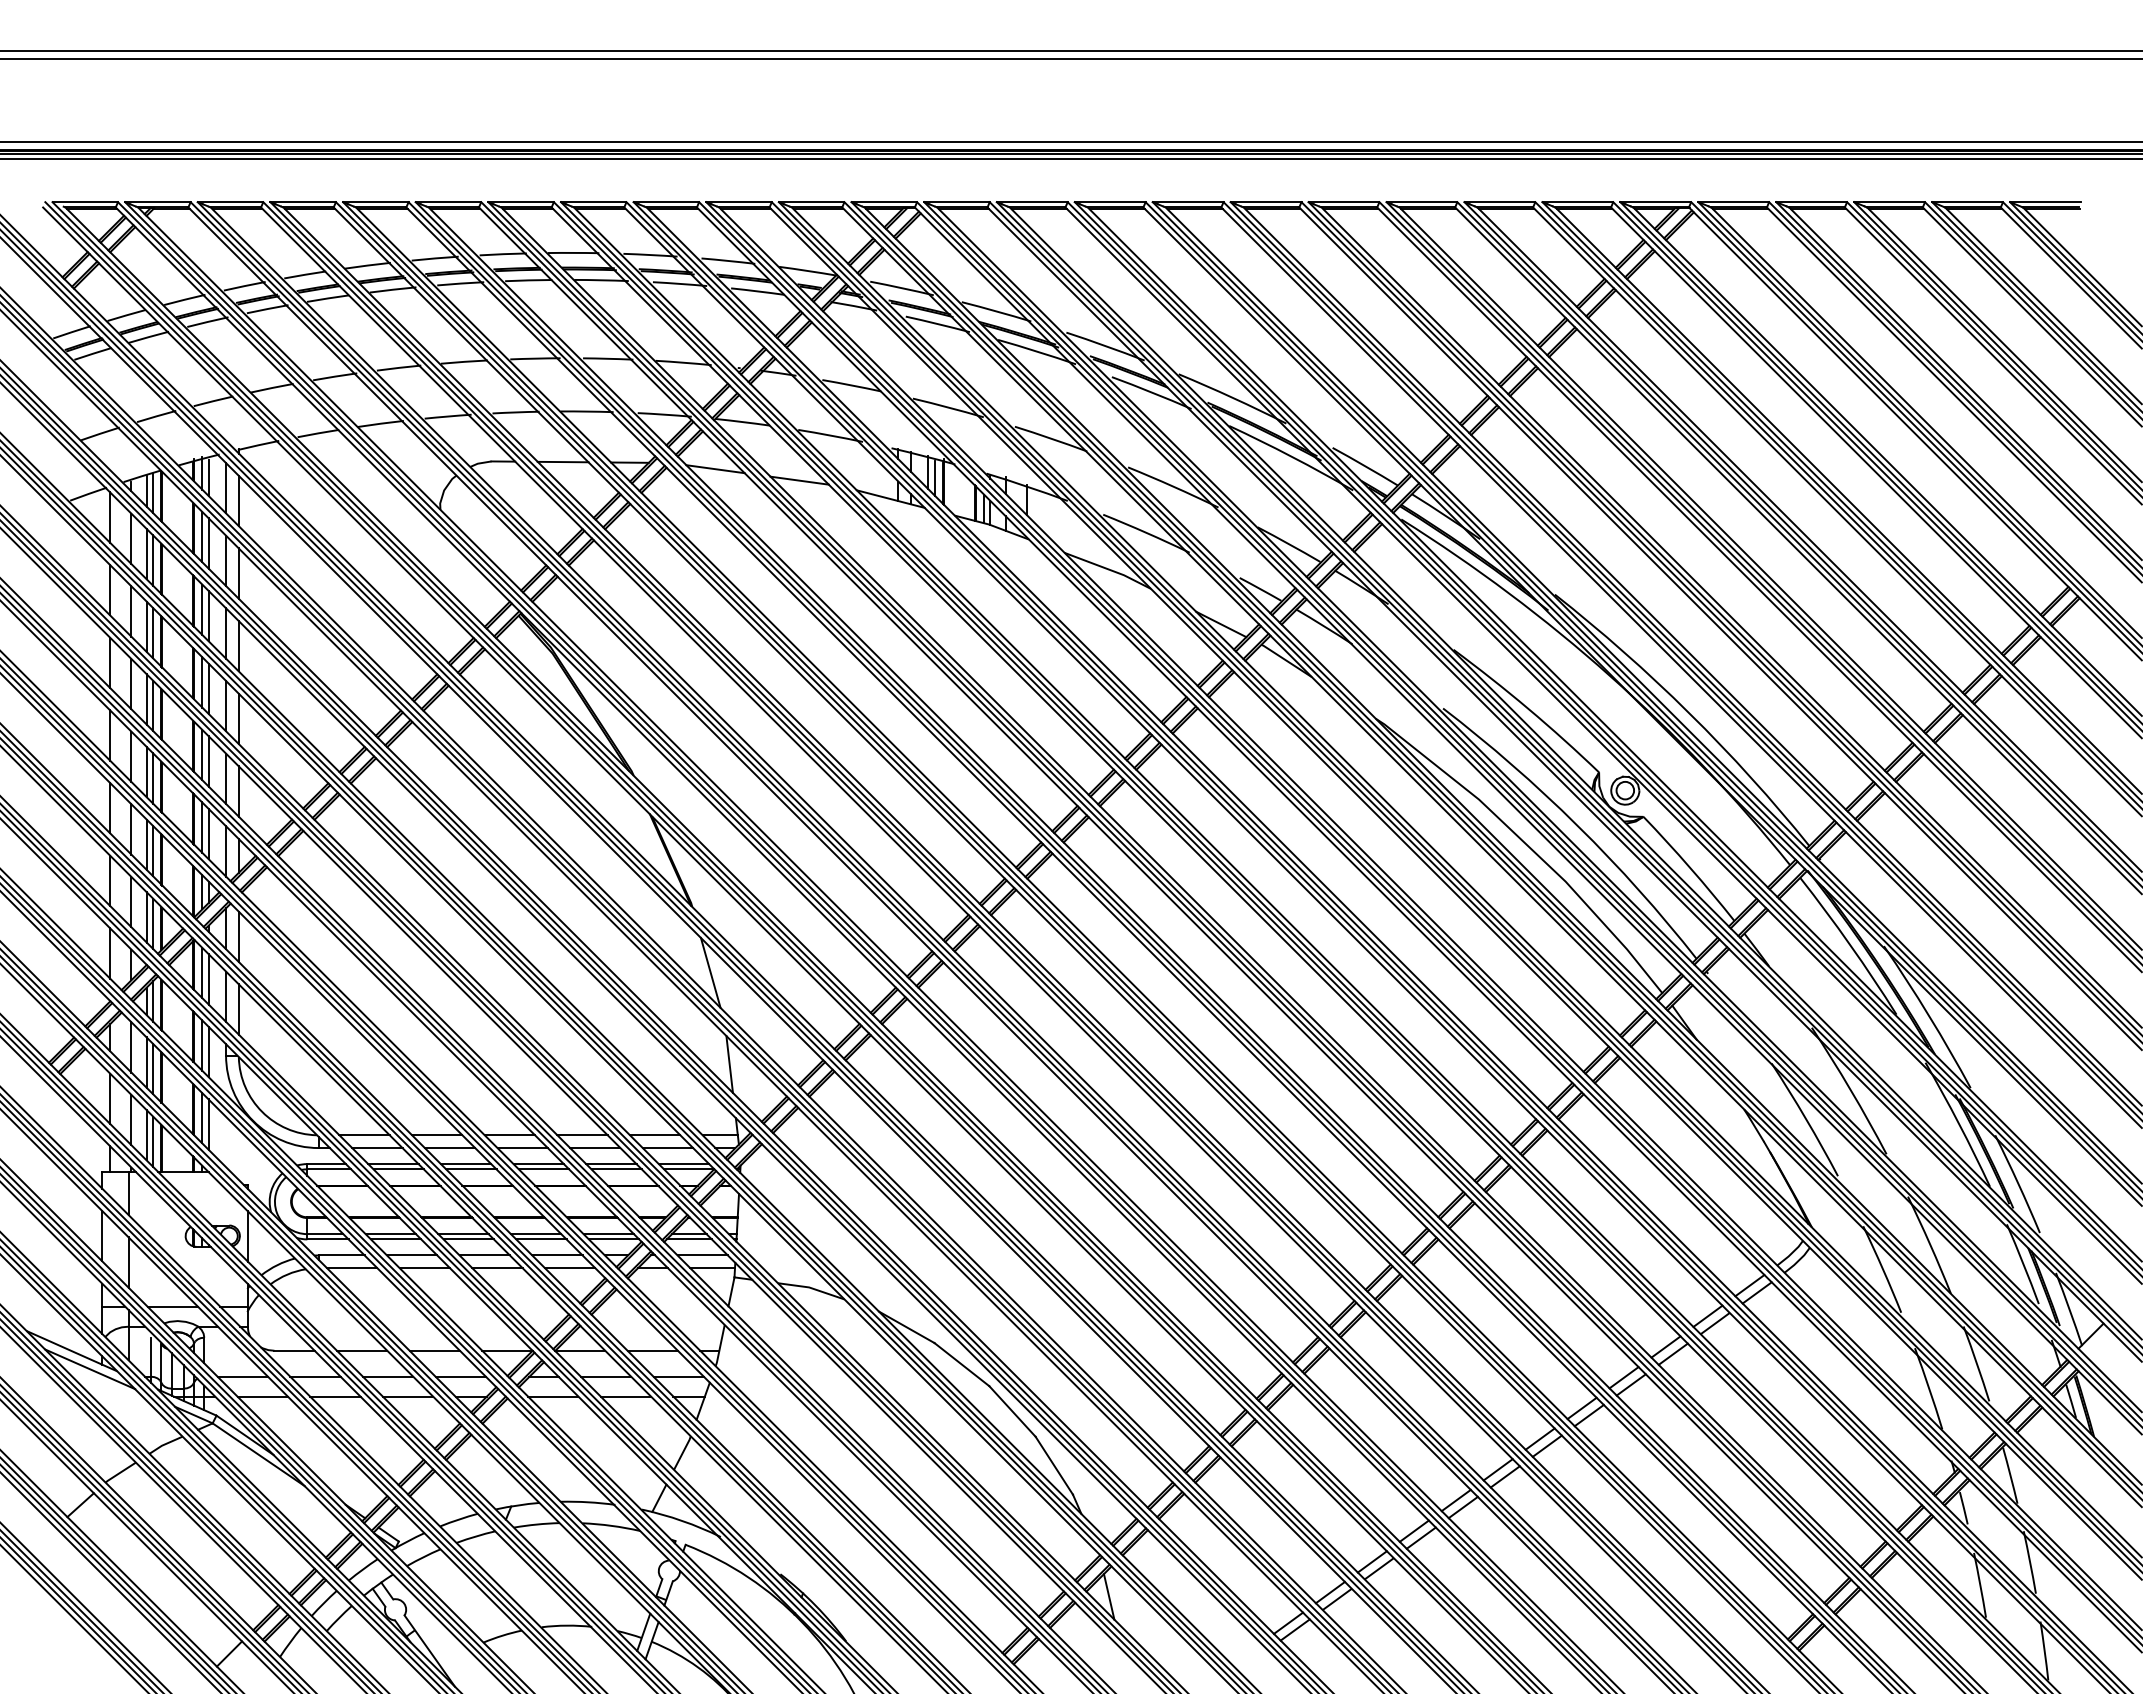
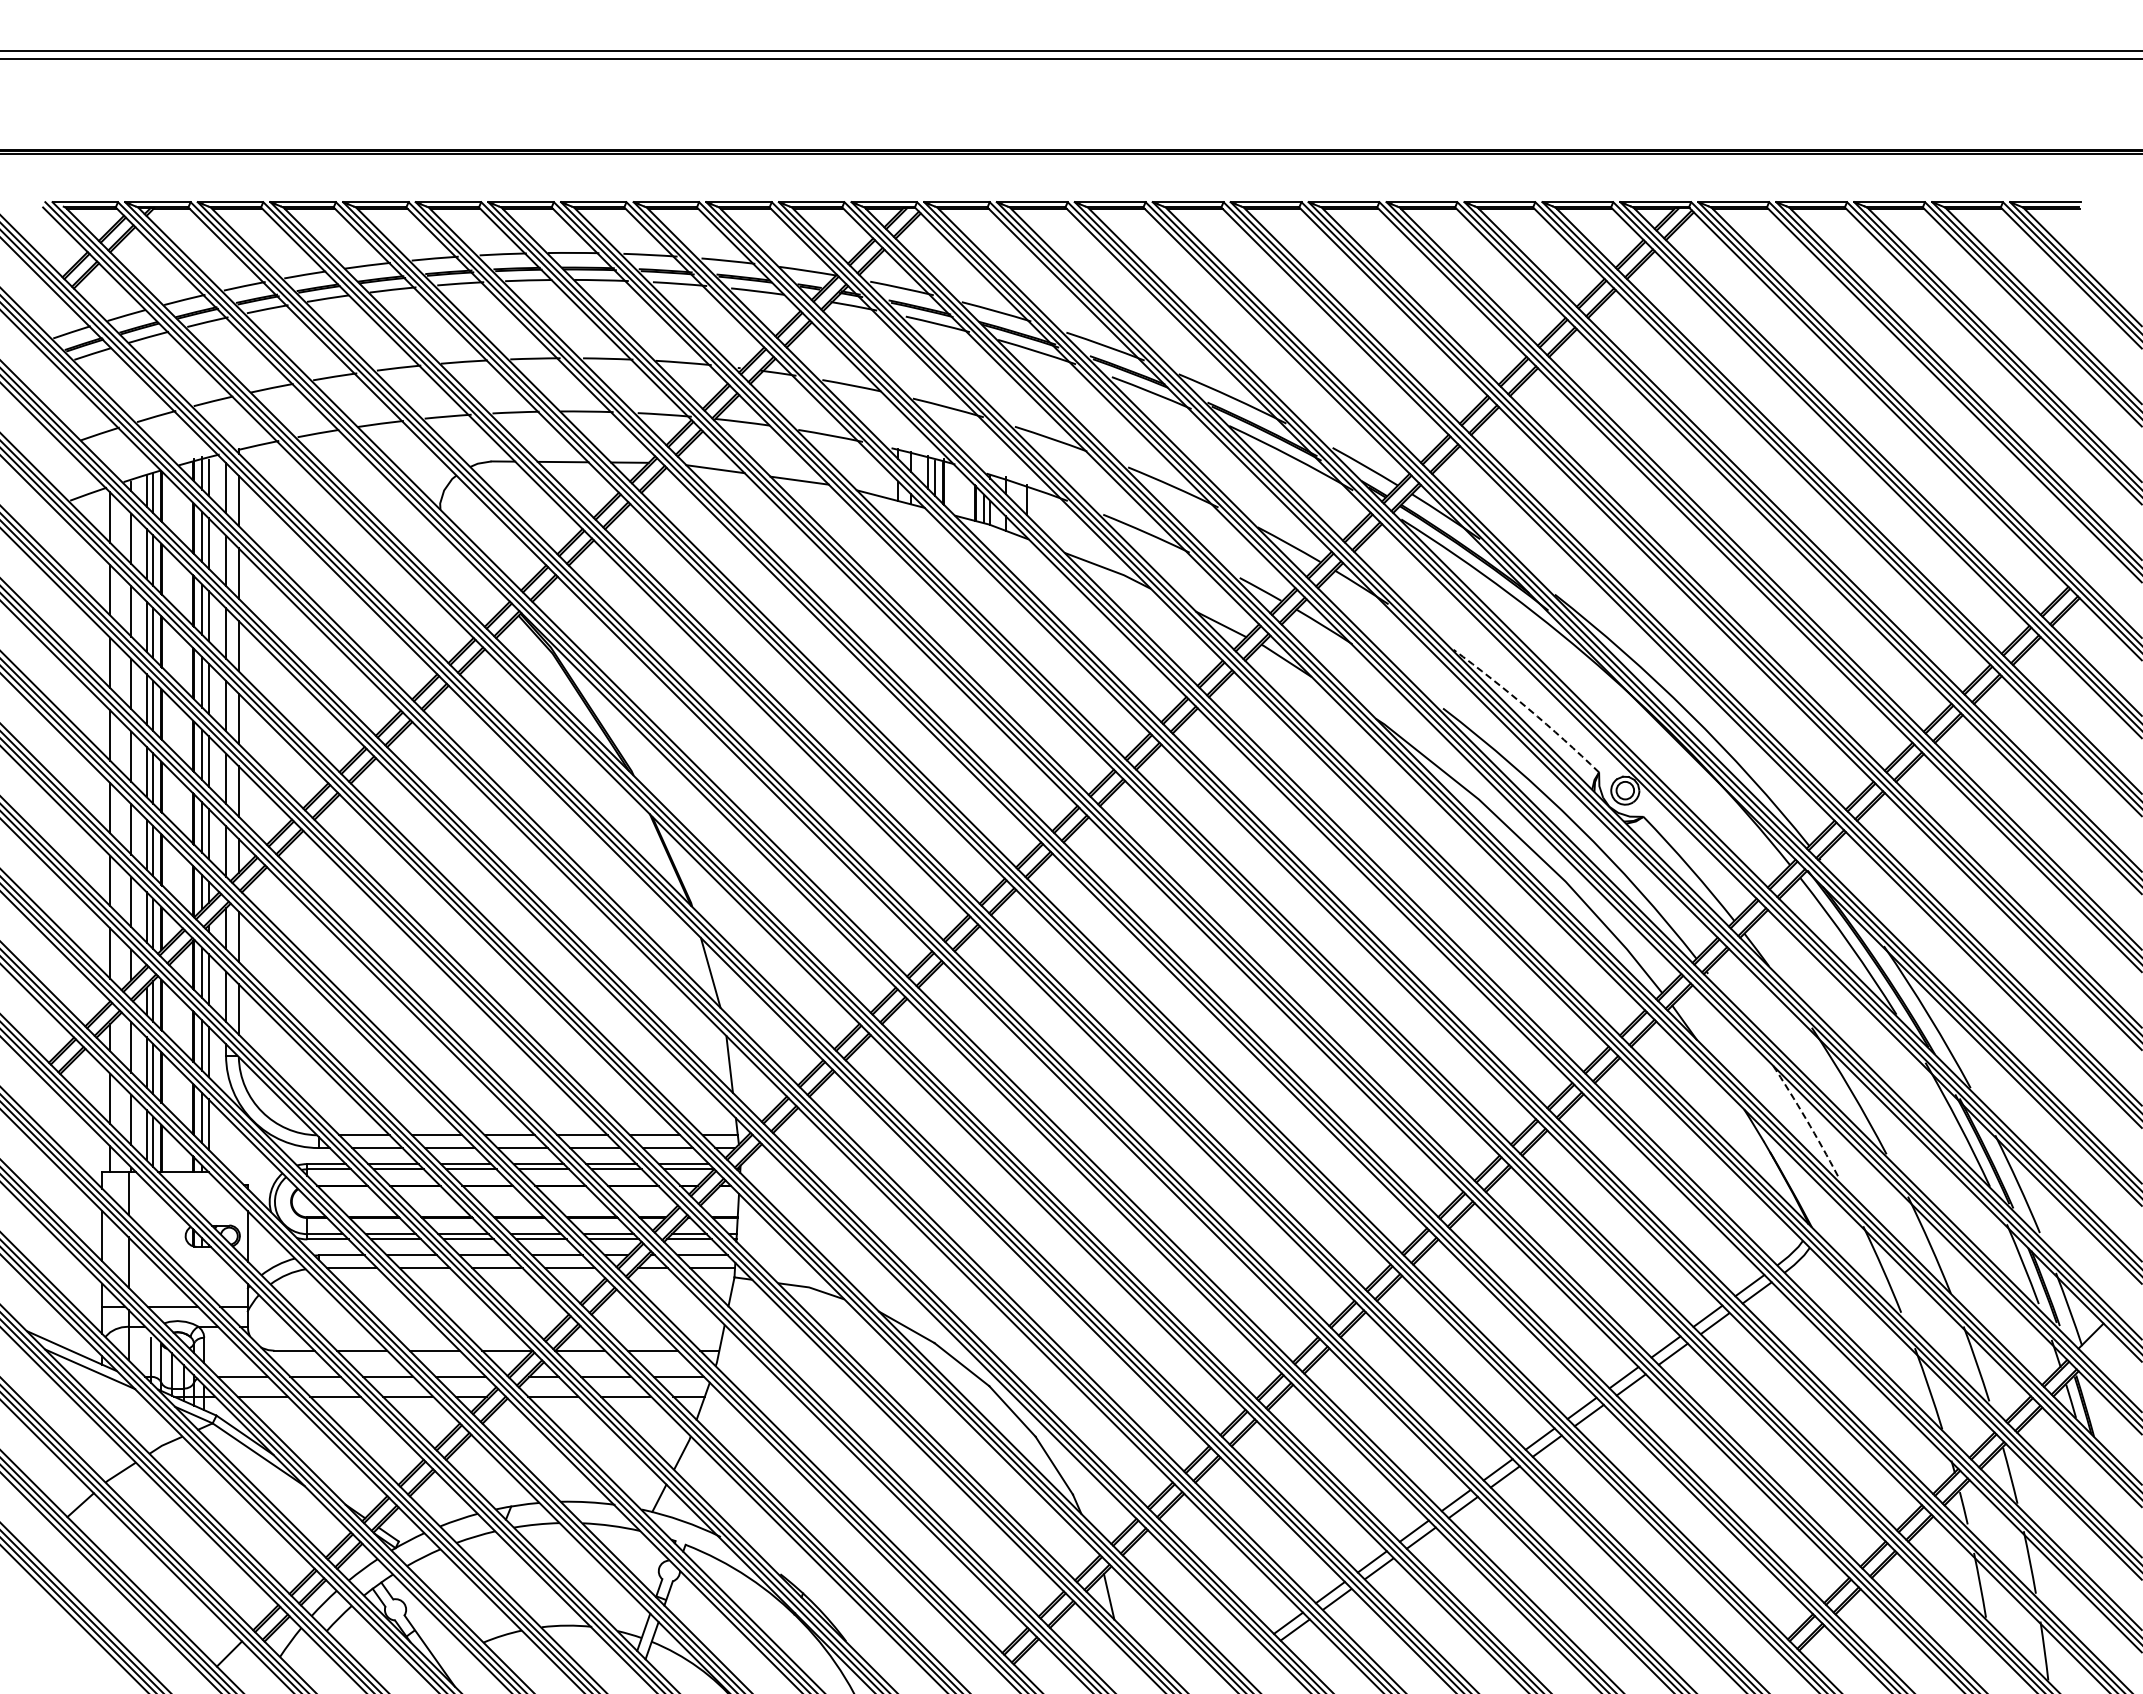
line: present -> none (1070, 141)
line: present -> none (1070, 159)
arc: solid -> dashed (1528, 708)
arc: solid -> dashed (1806, 1119)
